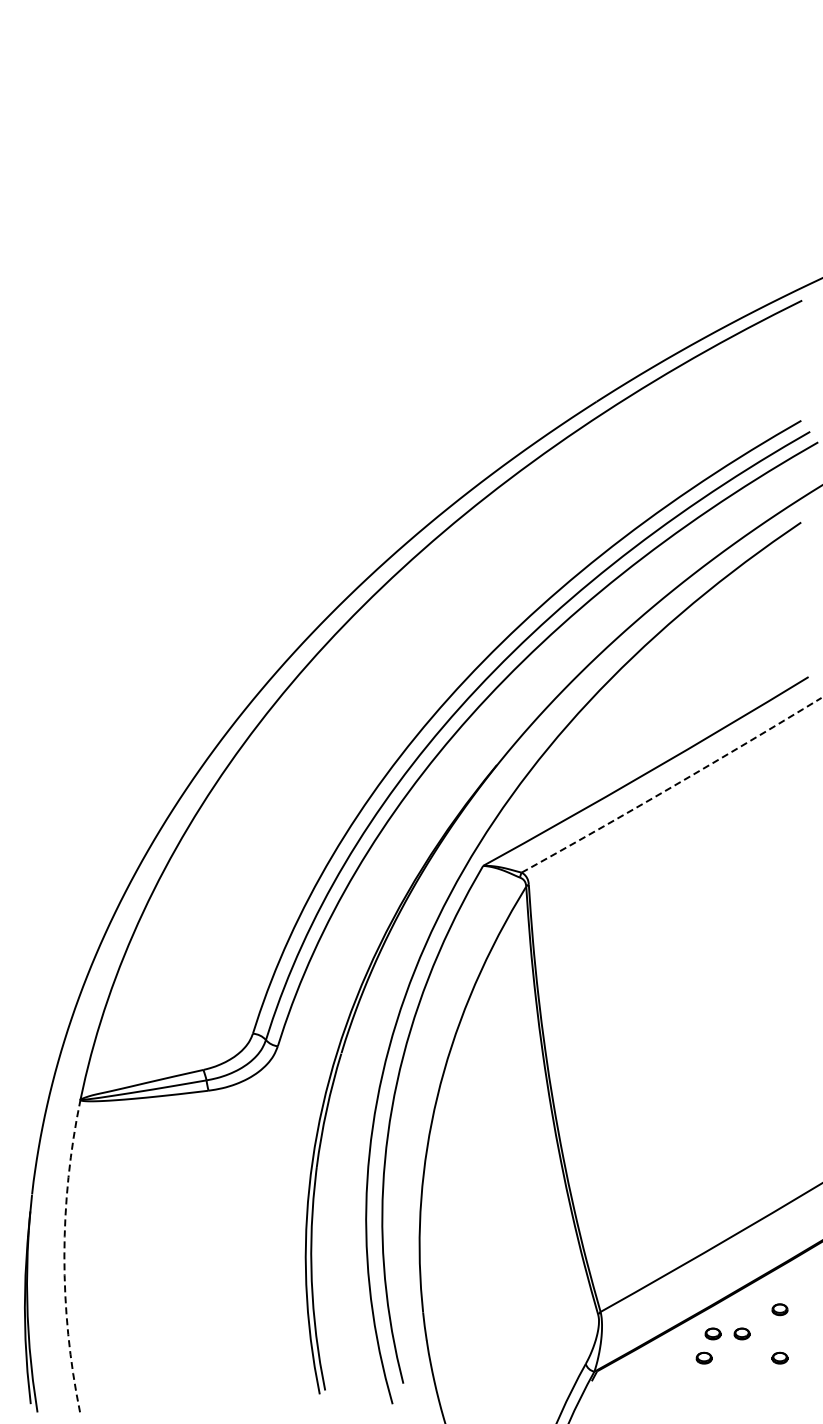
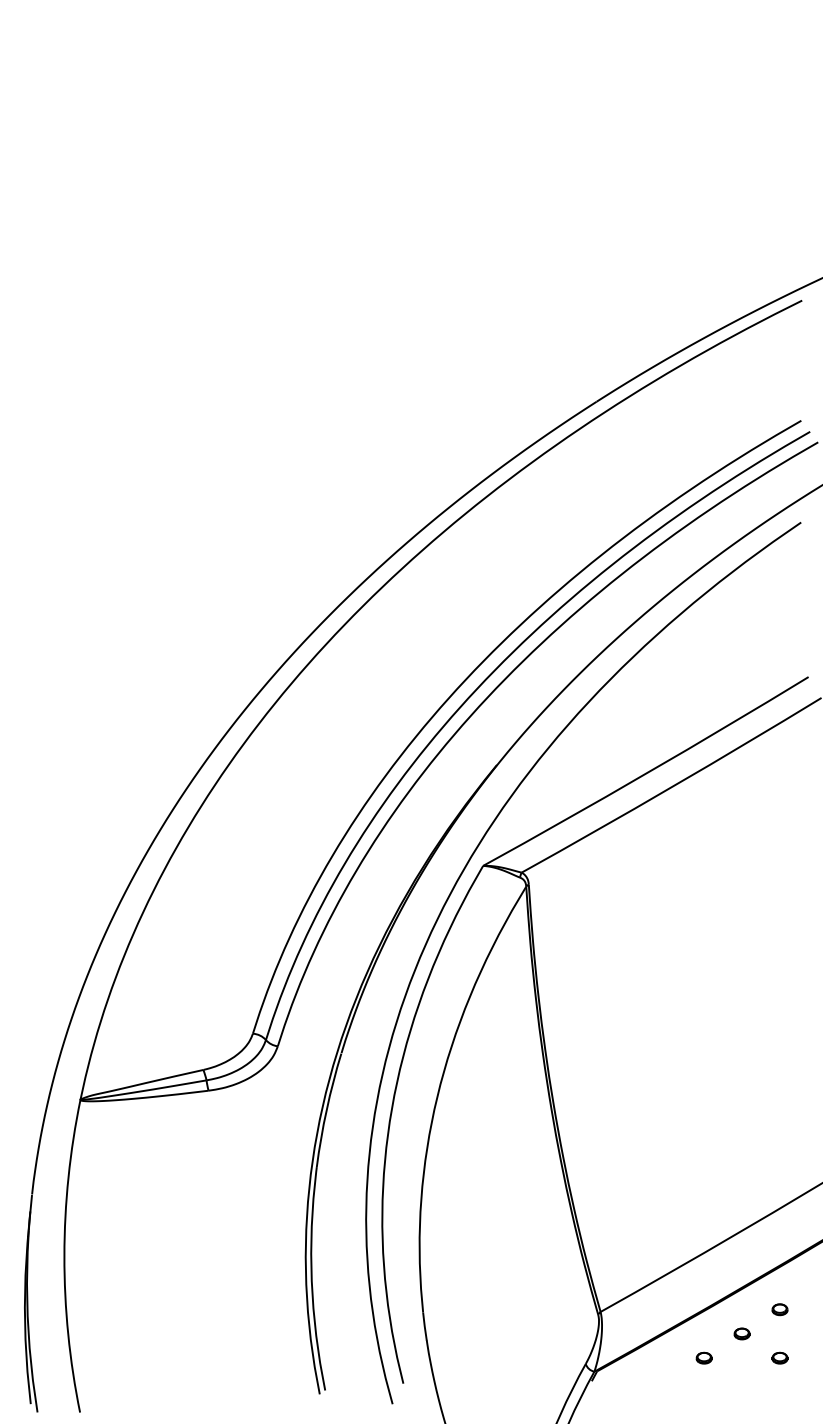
arc: dashed -> solid (672, 786)
arc: dashed -> solid (64, 1256)
part: present -> none (712, 1333)
